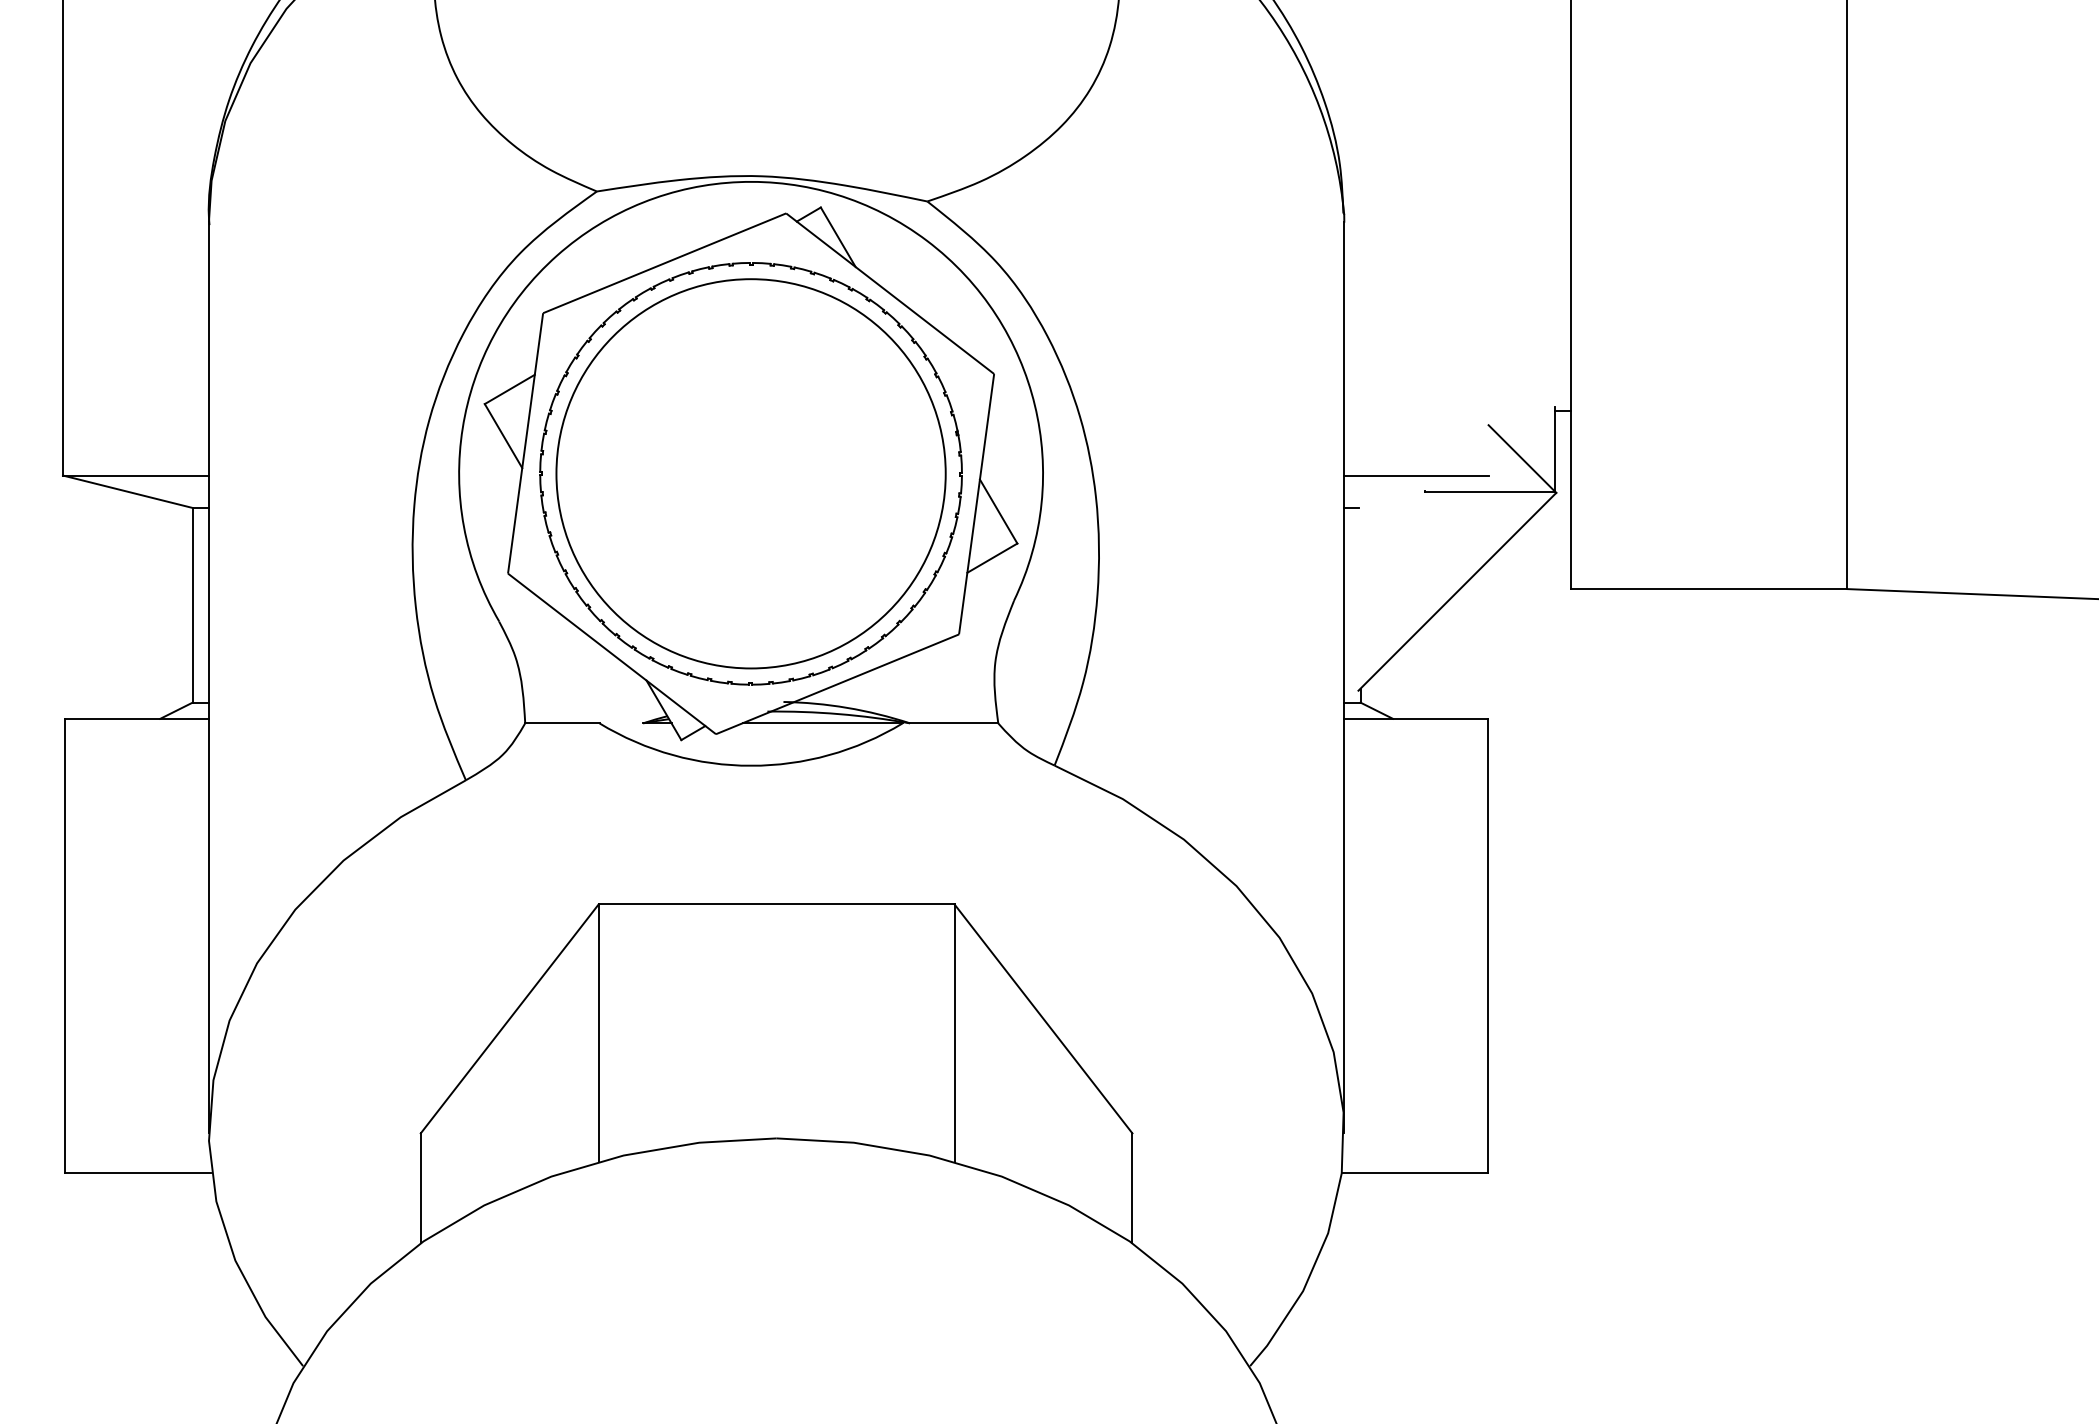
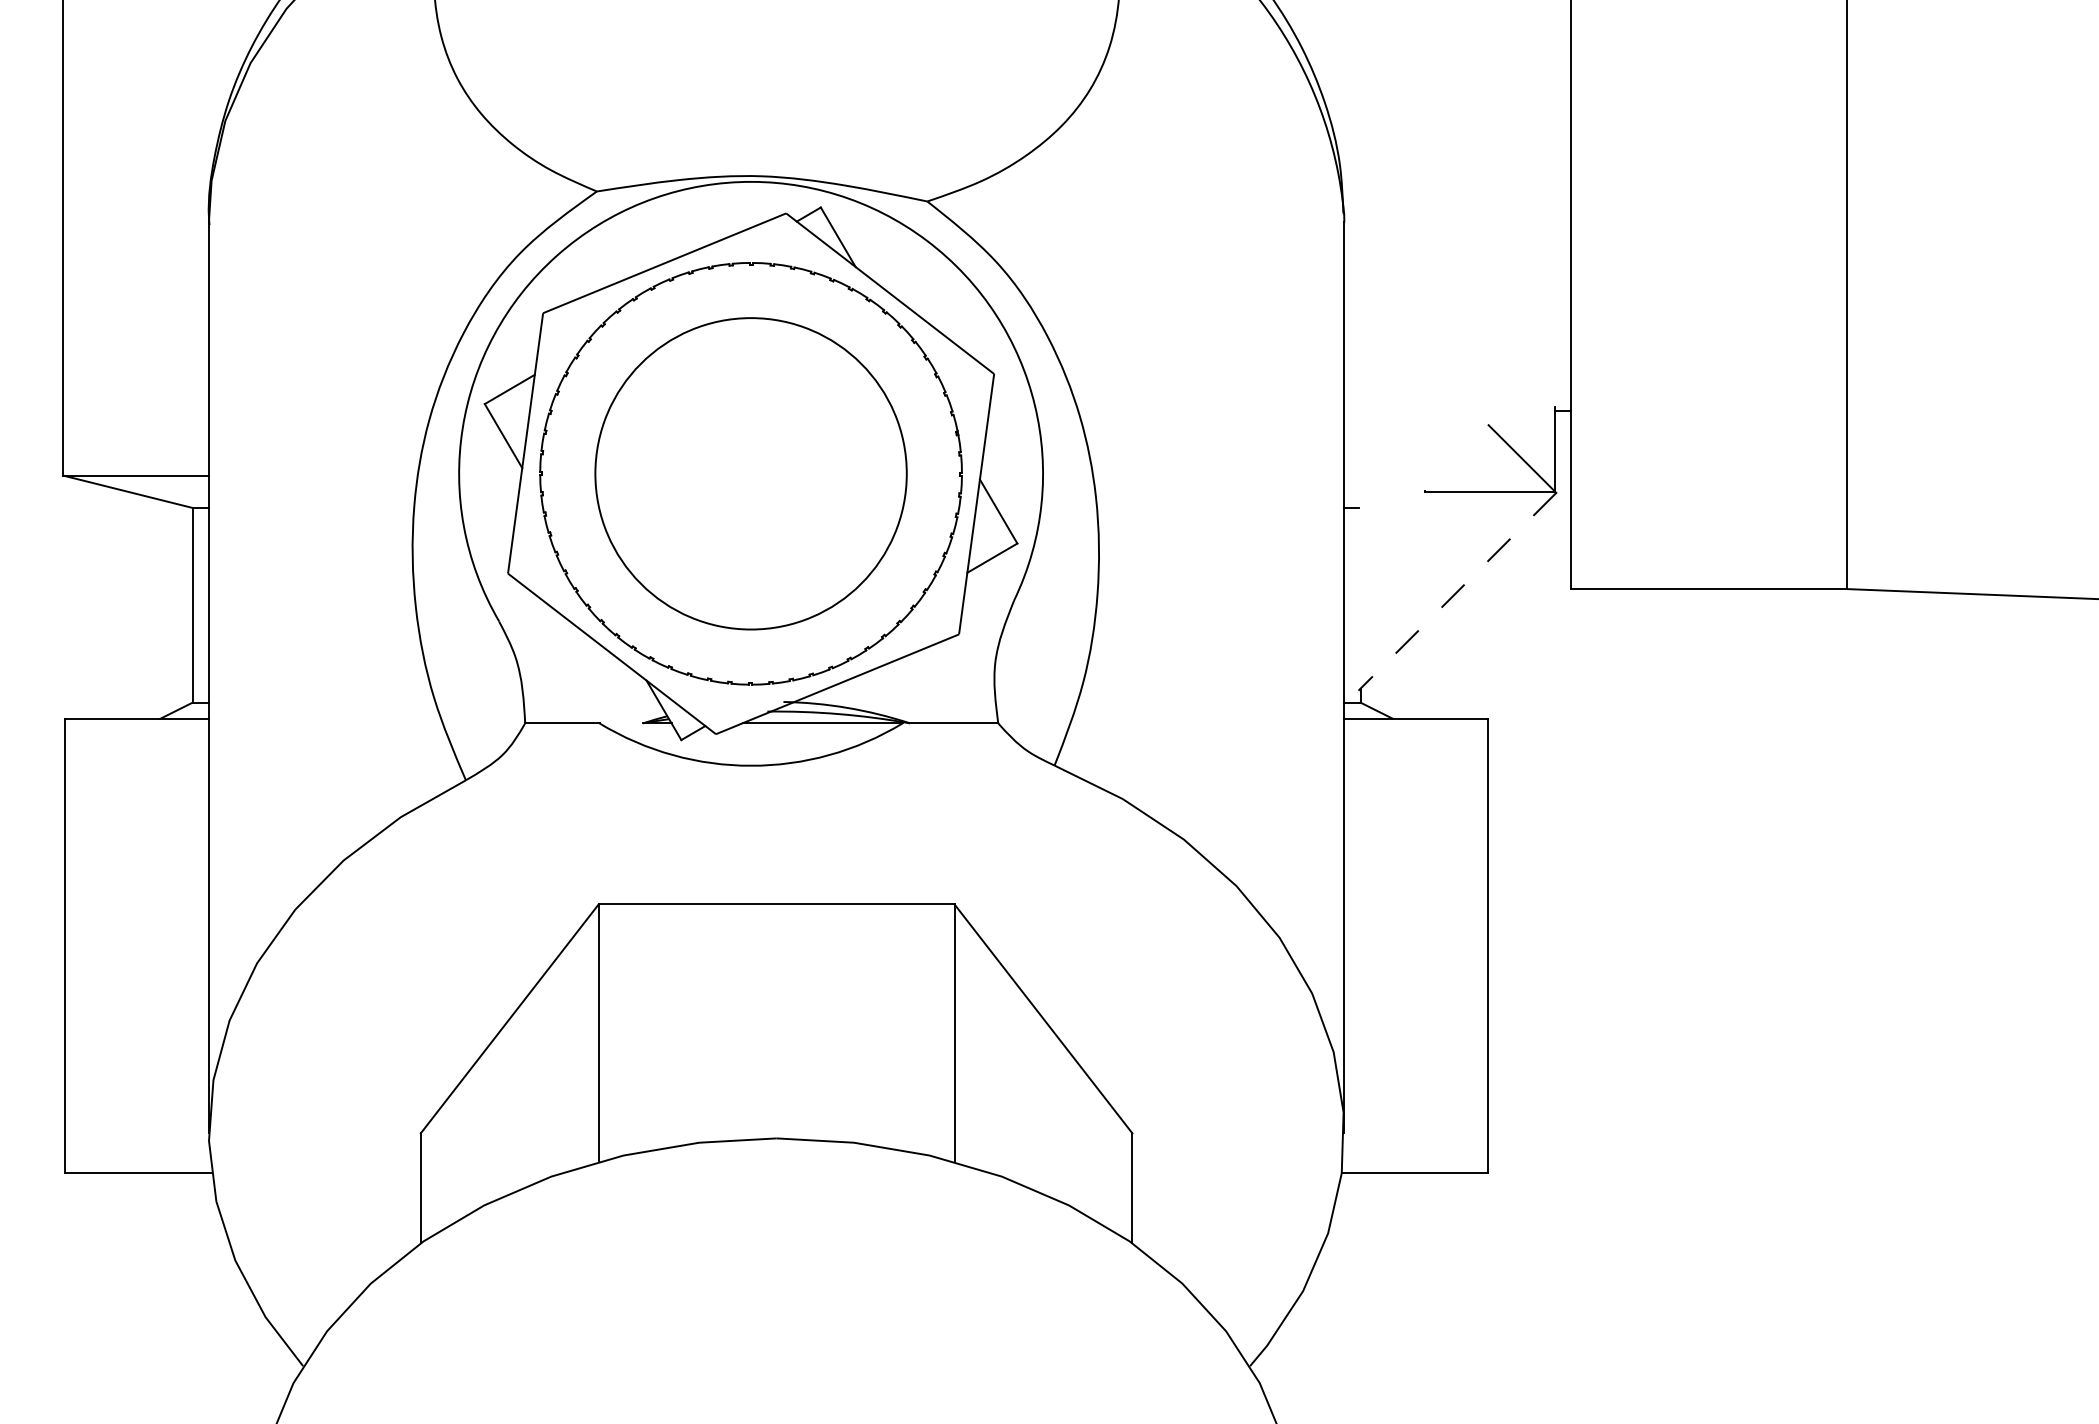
circle diameter: 389 px -> 311 px (750, 473)
line: present -> none (1416, 475)
line: solid -> dashed (1457, 591)
